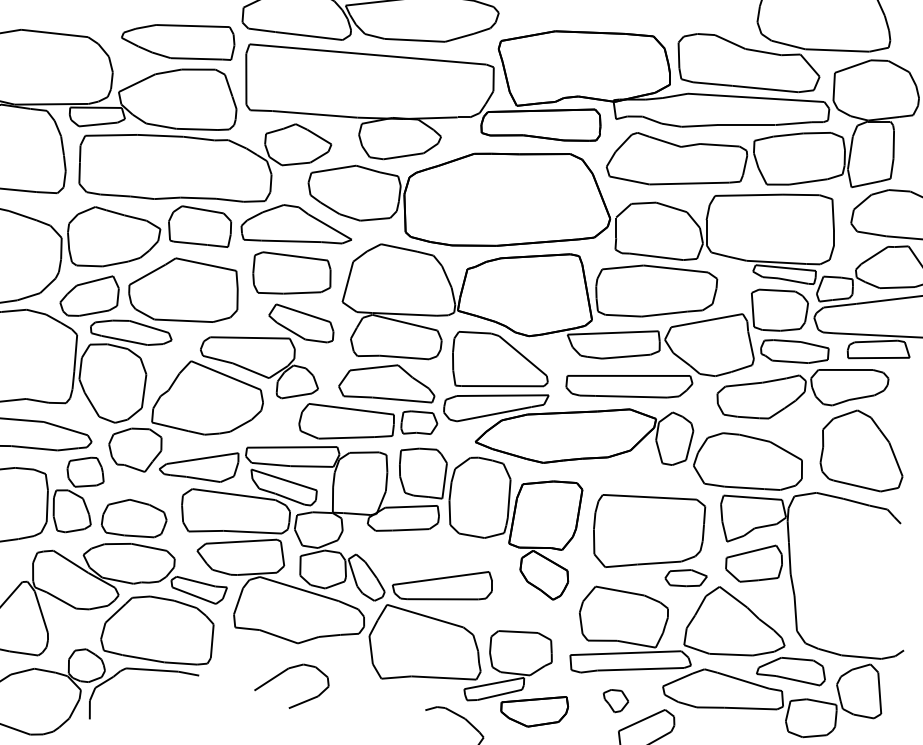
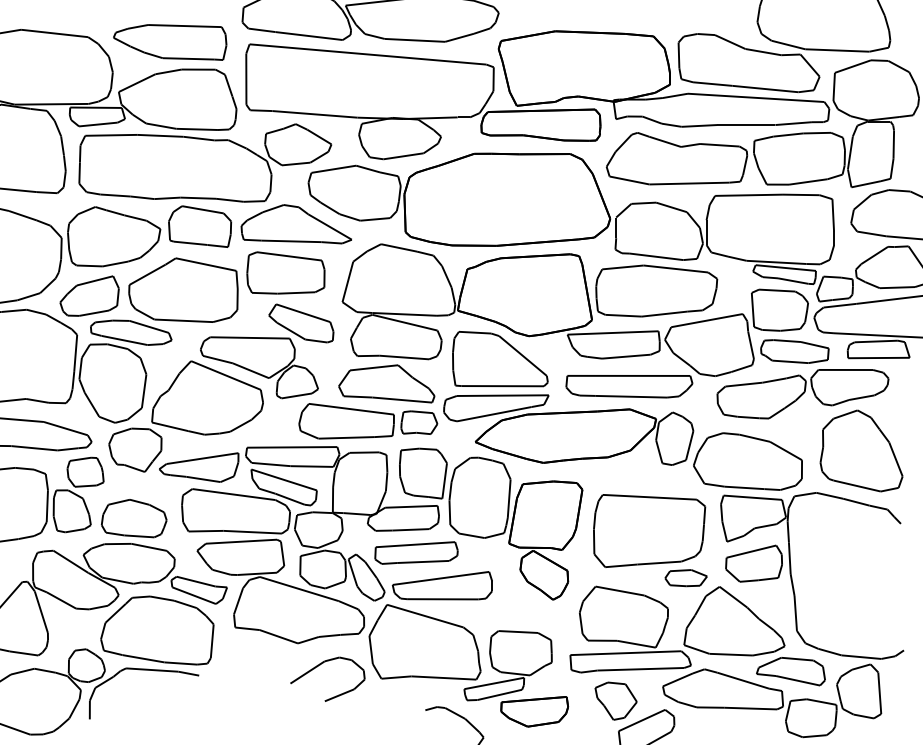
part position: (178, 42) -> (170, 42) (170, 42)
part position: (291, 272) -> (285, 272) (285, 272)
part: none -> present (416, 552)
curve position: (284, 672) -> (320, 665) (320, 665)
part size: 28x25 px -> 44x40 px (615, 700)
